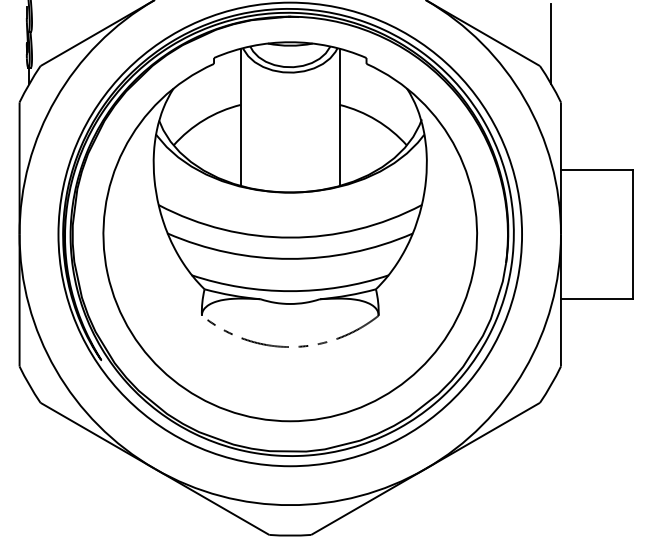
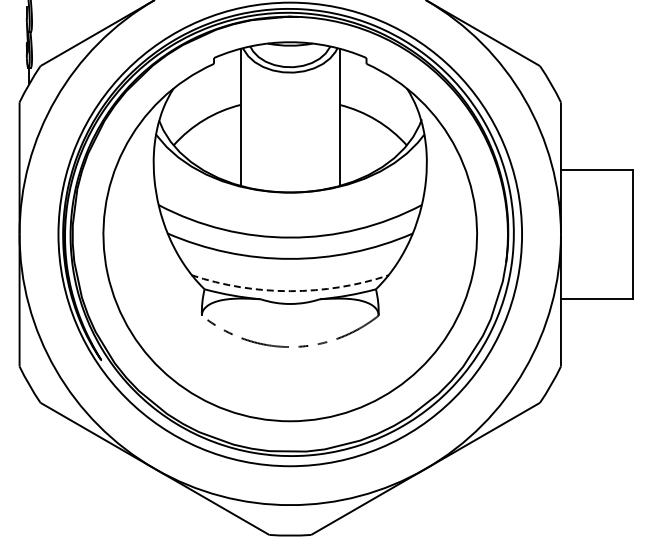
line: present -> none (551, 44)
arc: solid -> dashed (290, 291)
